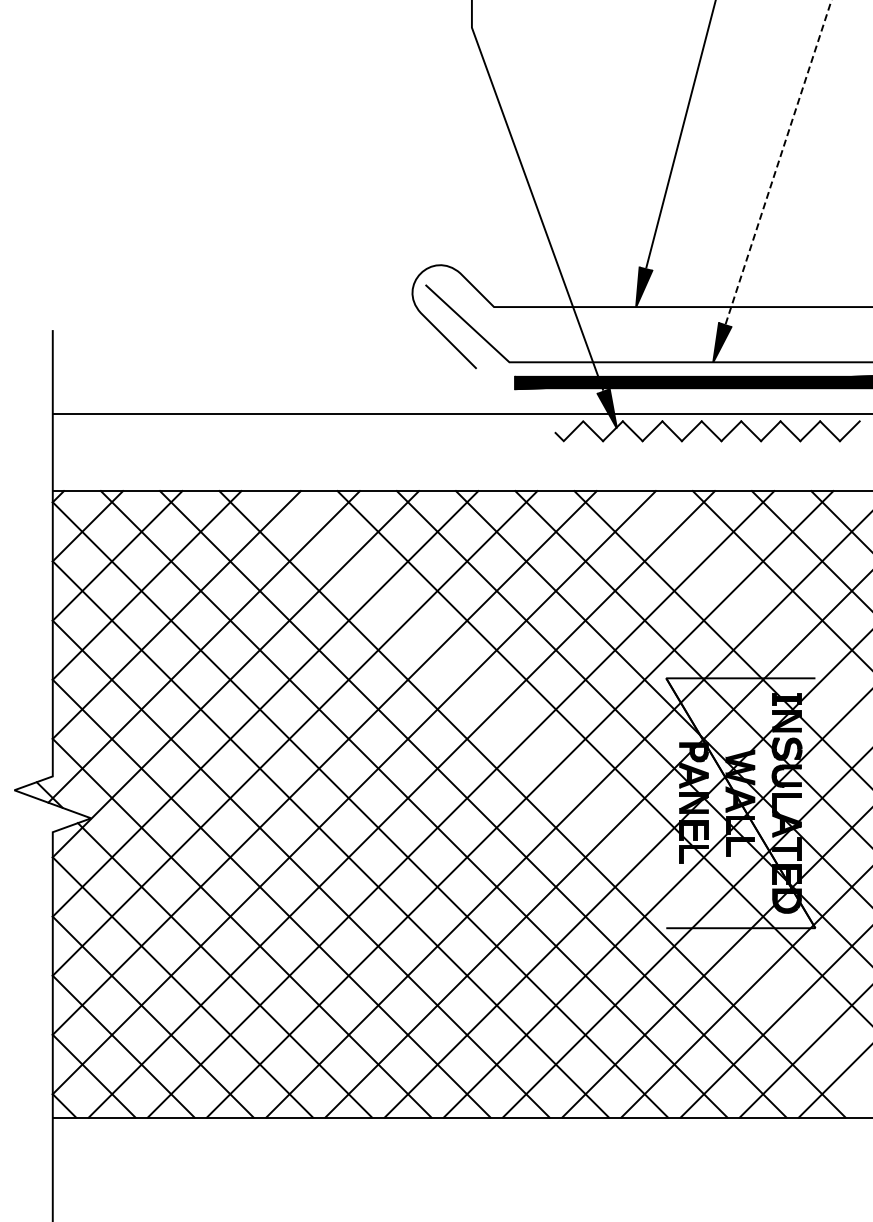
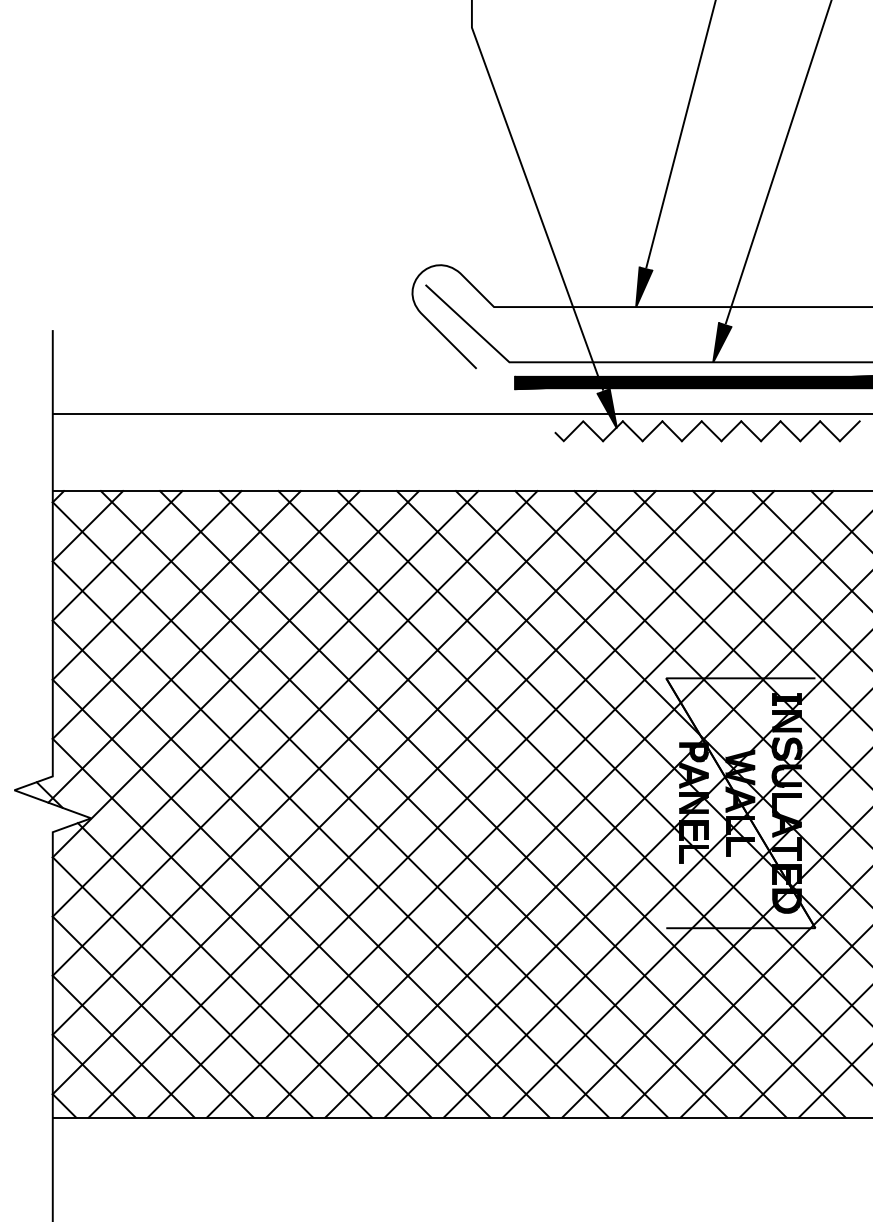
line: dashed -> solid (778, 161)
line: none -> present (751, 608)
line: none -> present (573, 786)
